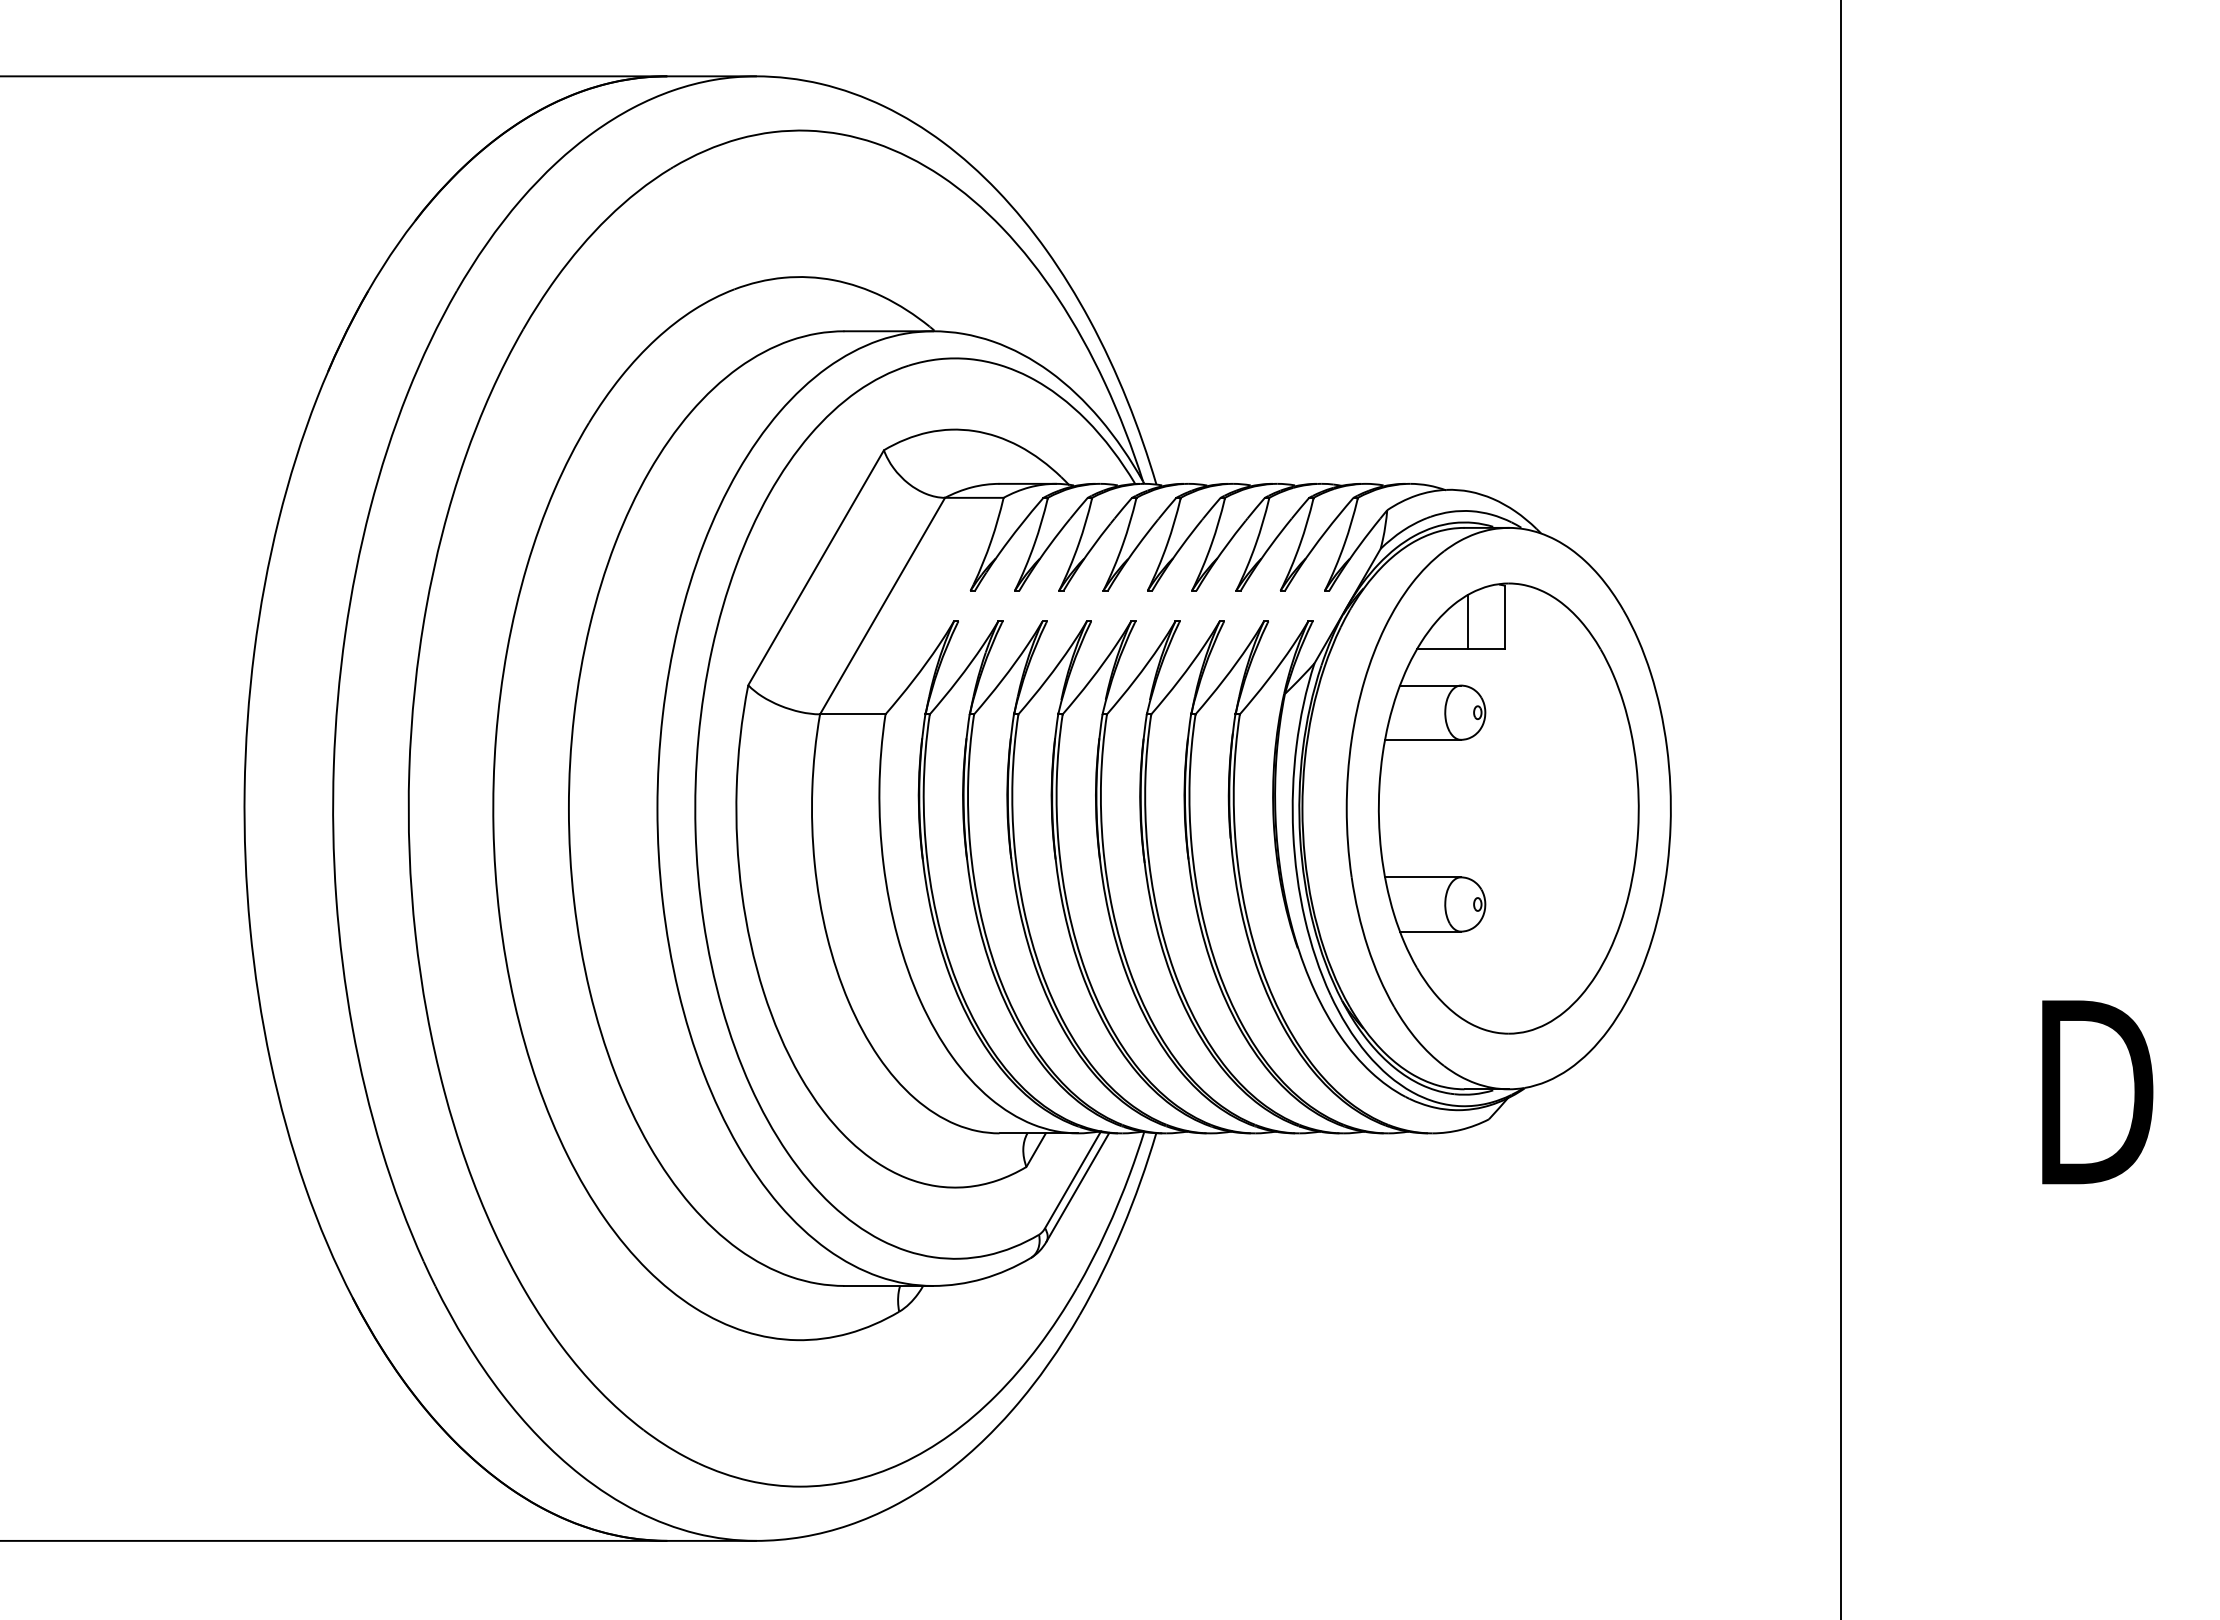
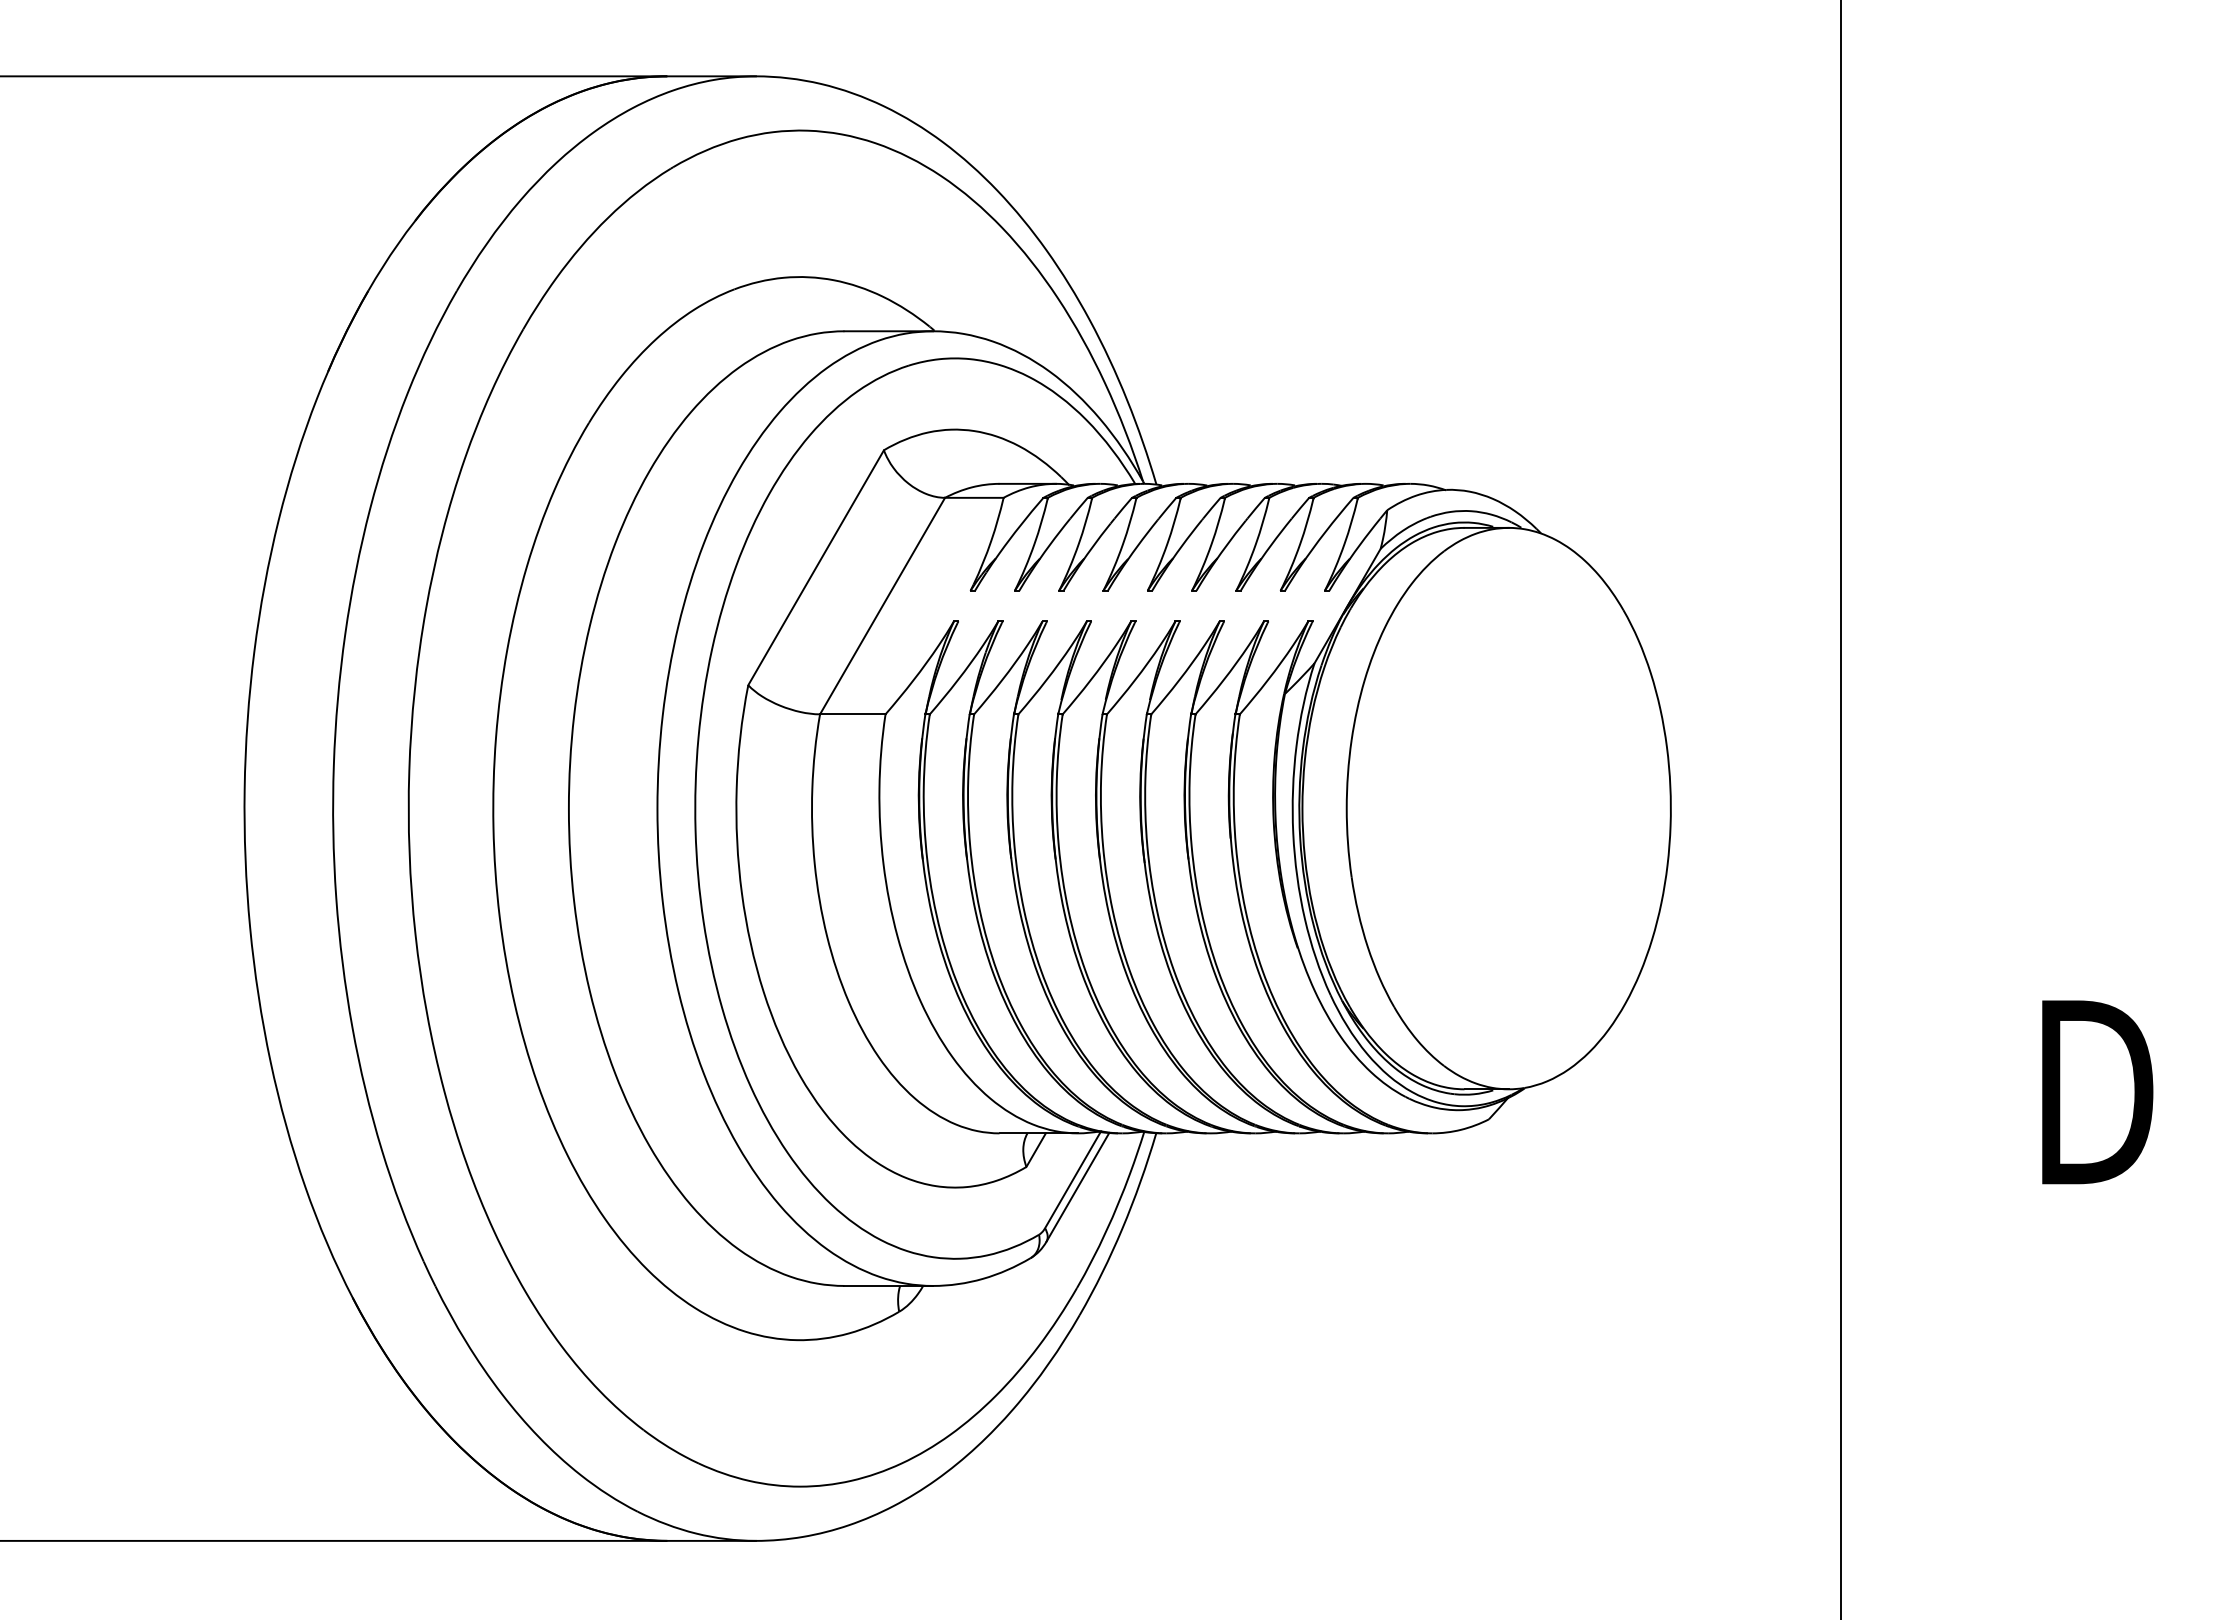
part: present -> none (1508, 808)
